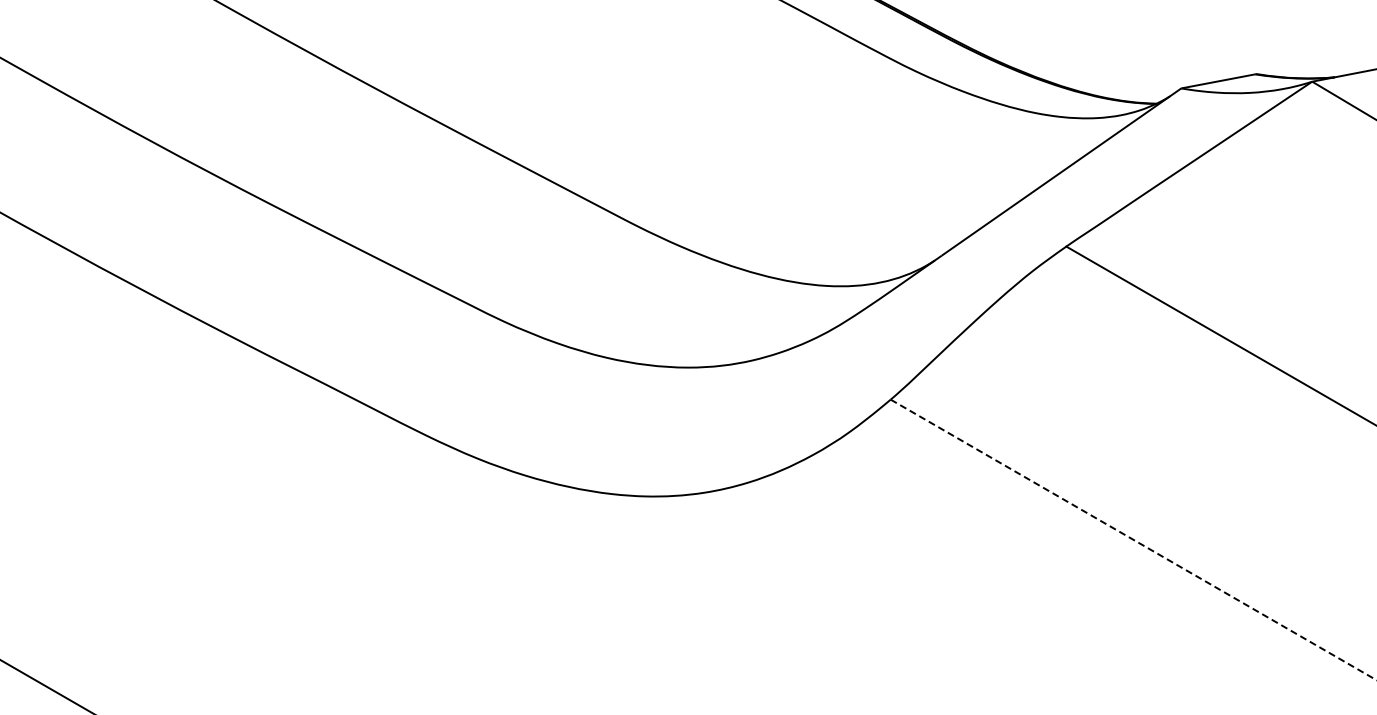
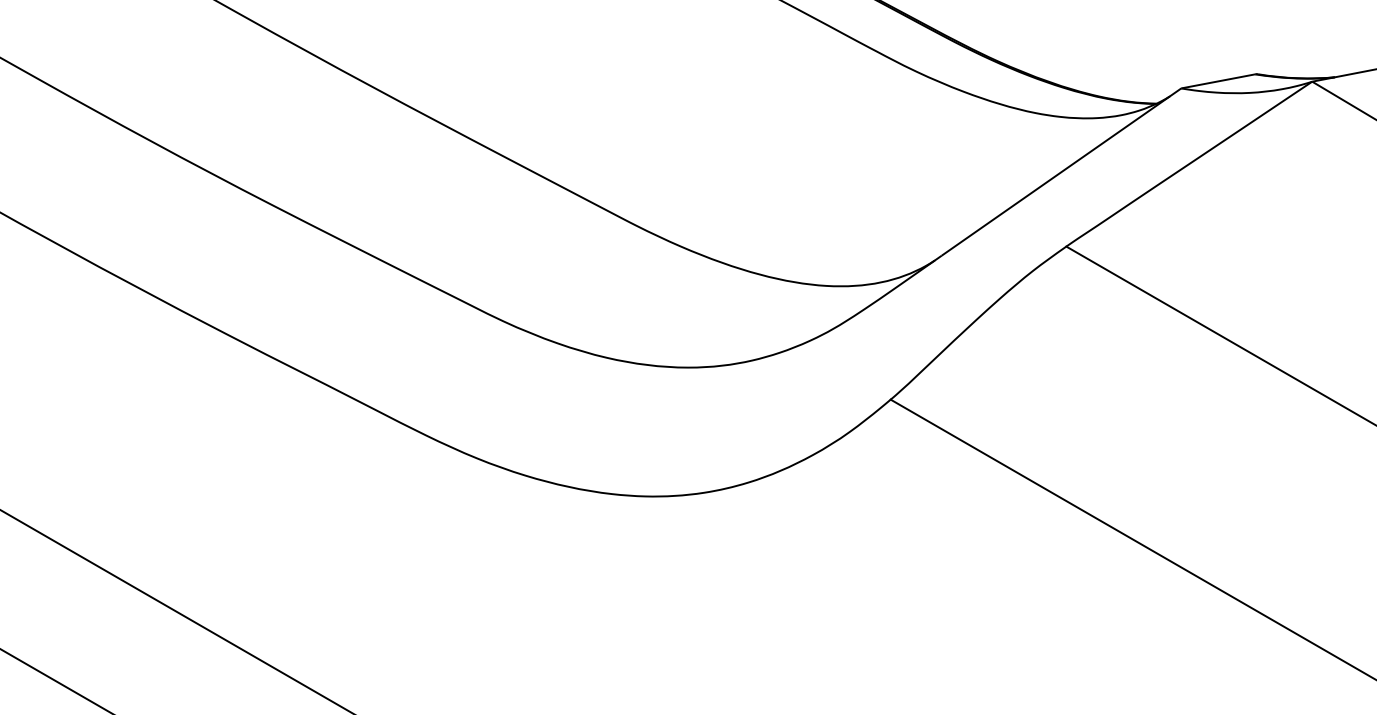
line: dashed -> solid (1134, 540)
line: none -> present (176, 610)
line position: (46, 686) -> (55, 680) (55, 680)
